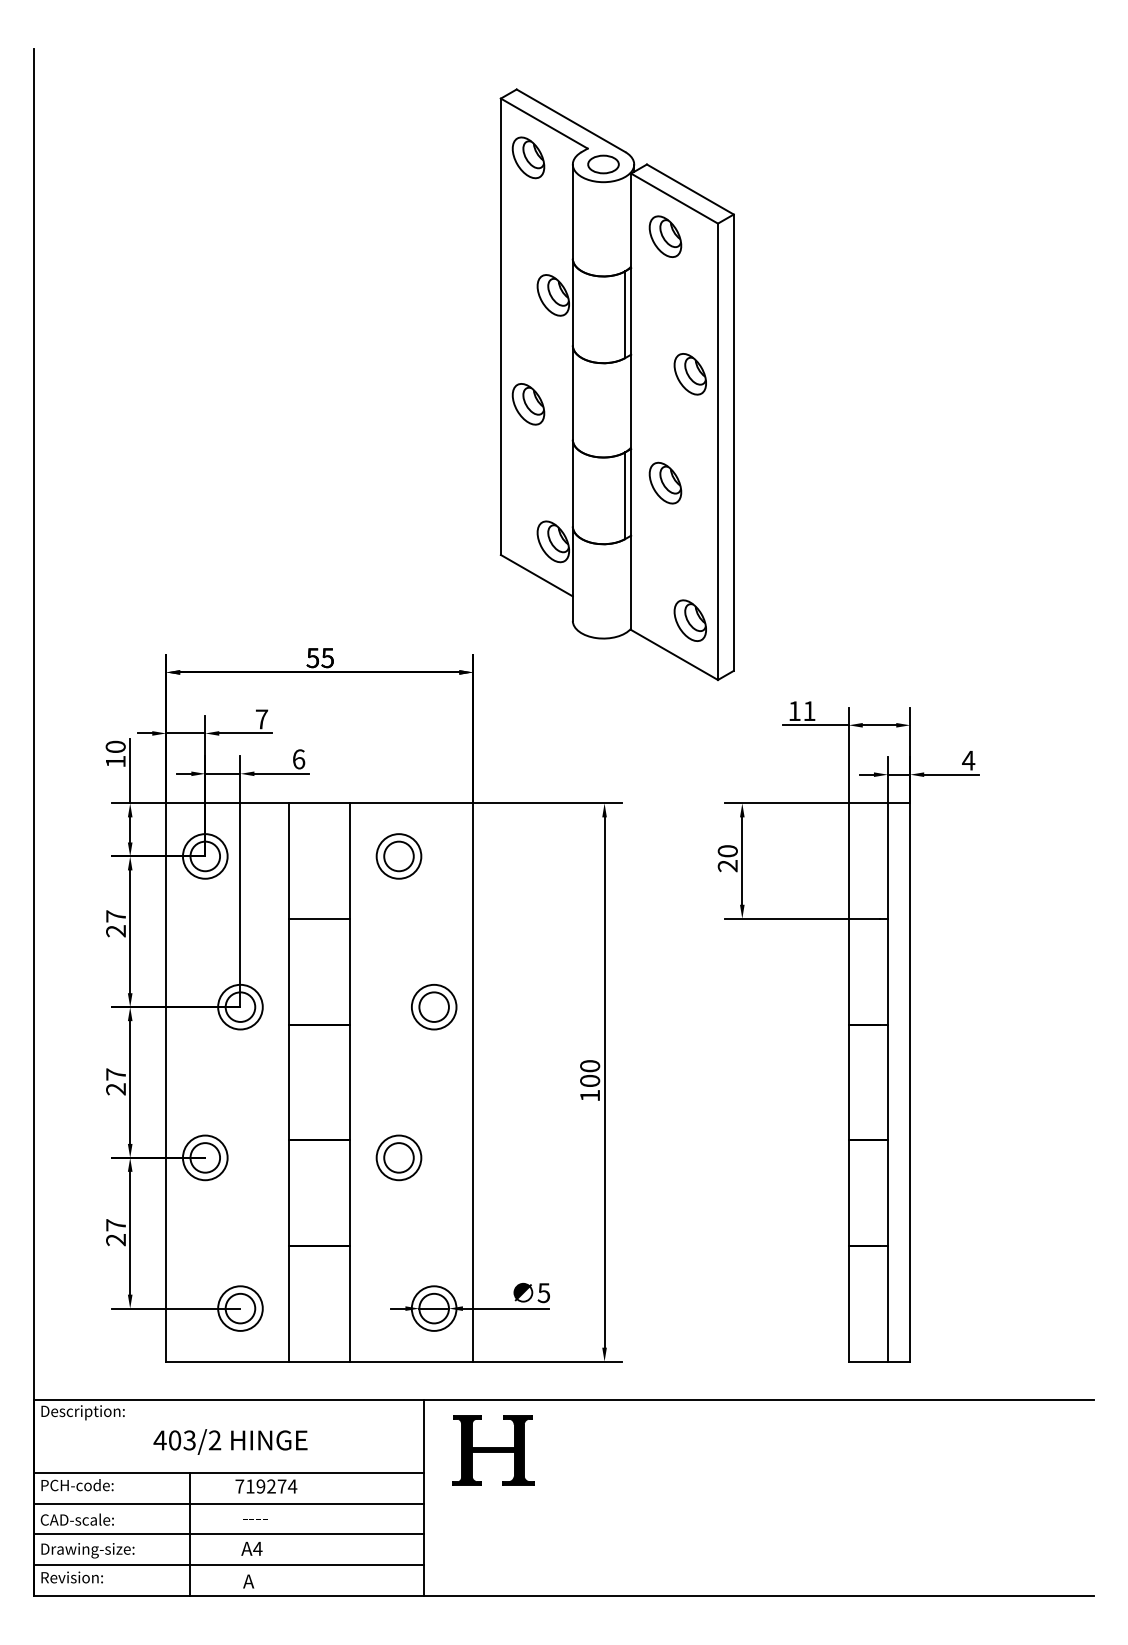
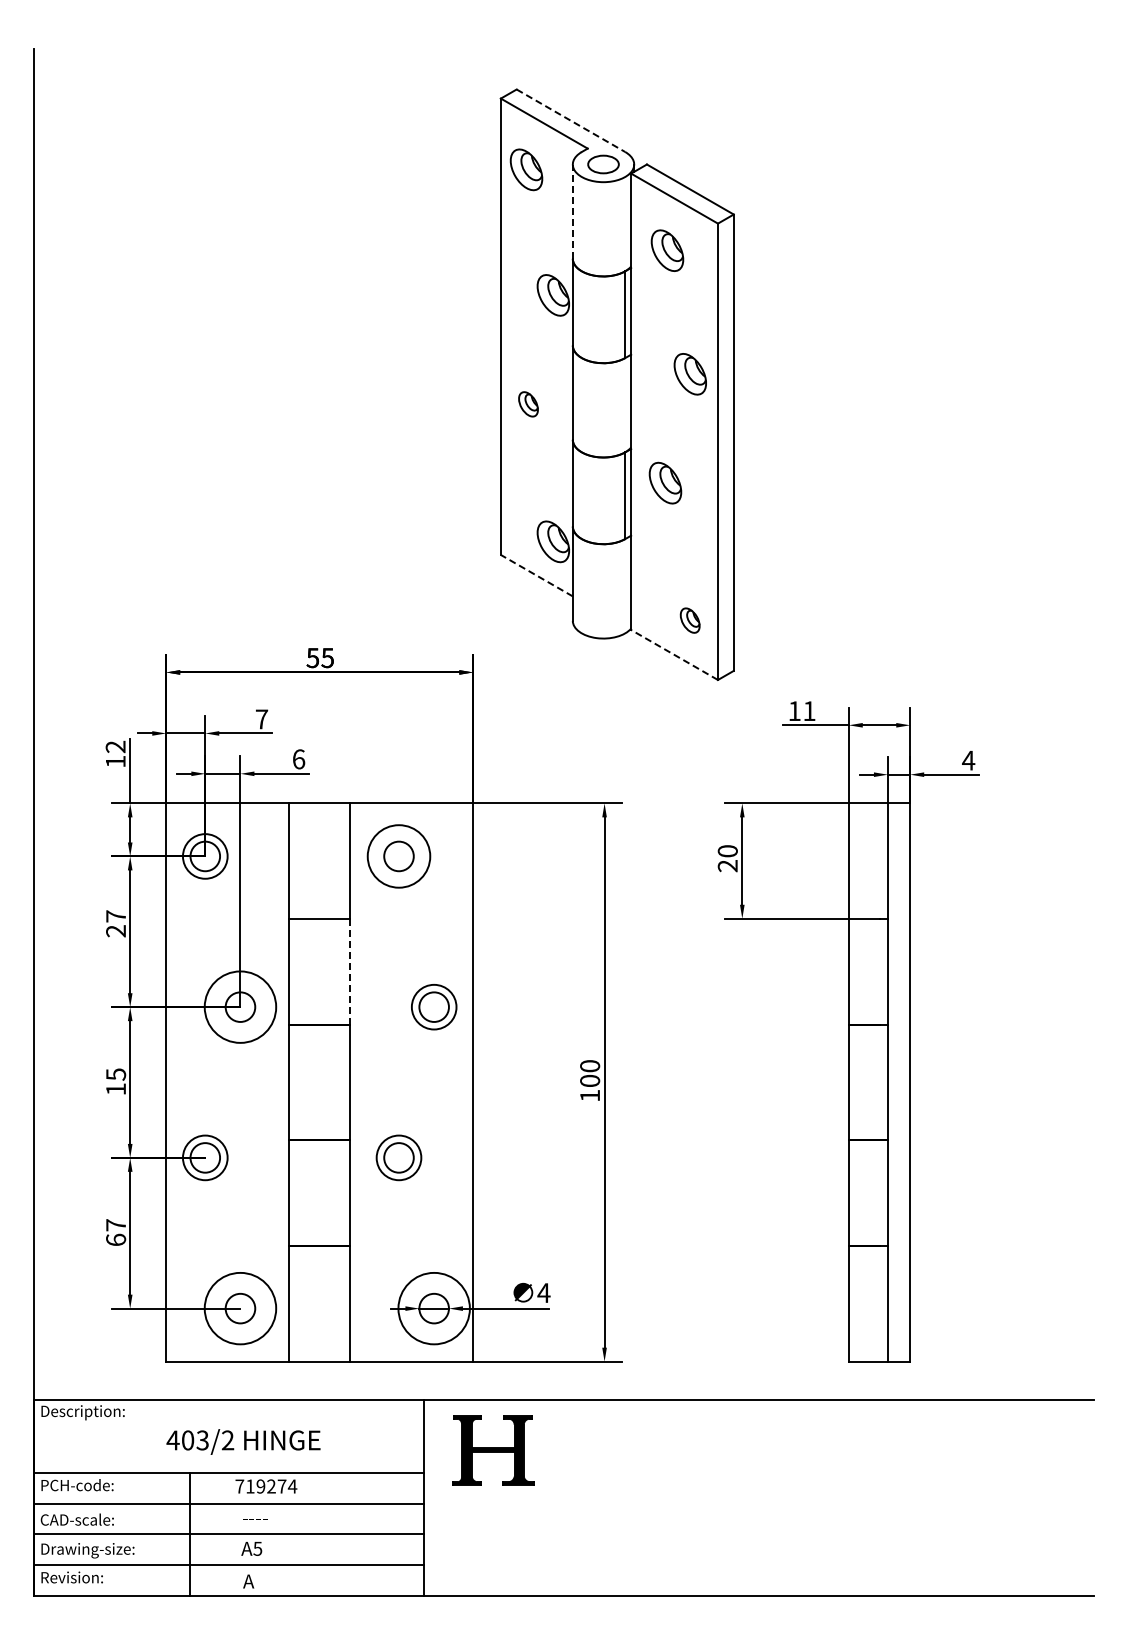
line: solid -> dashed (570, 120)
part position: (528, 157) -> (526, 169) (526, 169)
line: solid -> dashed (572, 211)
part position: (665, 236) -> (667, 250) (667, 250)
part size: 35x43 px -> 21x27 px (528, 404)
line: solid -> dashed (536, 575)
part size: 34x43 px -> 22x27 px (689, 620)
line: solid -> dashed (674, 654)
text: 10 -> 12 (115, 746)
circle diameter: 45 px -> 63 px (398, 856)
line: solid -> dashed (350, 971)
circle diameter: 45 px -> 71 px (240, 1006)
text: 27 -> 15 (116, 1081)
text: 27 -> 67 (116, 1239)
text: 5 -> 4 (543, 1293)
circle diameter: 45 px -> 71 px (240, 1308)
circle diameter: 45 px -> 71 px (433, 1308)
text position: (230, 1441) -> (243, 1441) (243, 1441)
text: A4 -> A5 (257, 1548)
